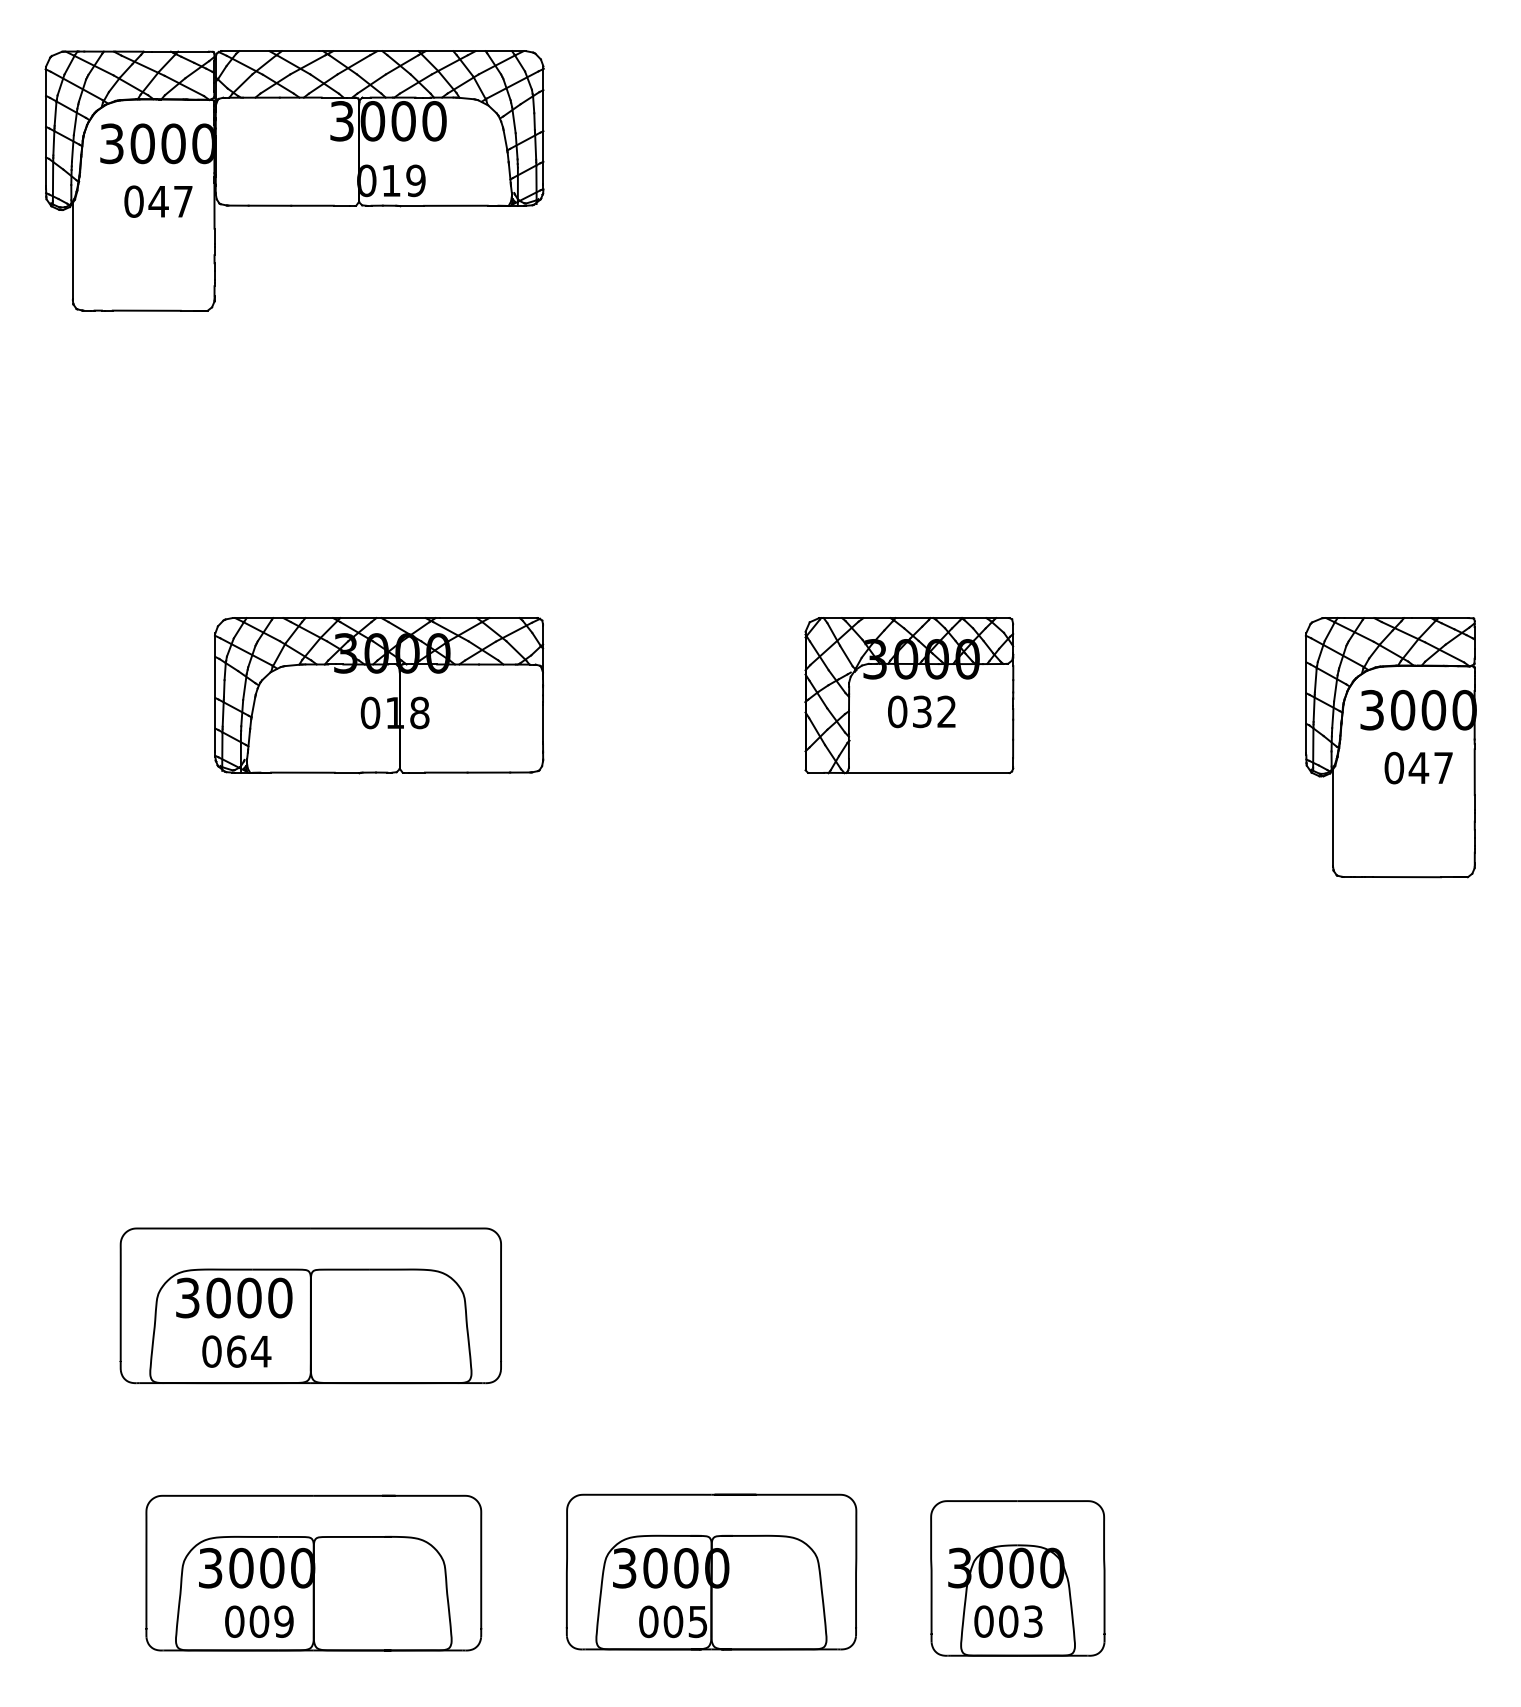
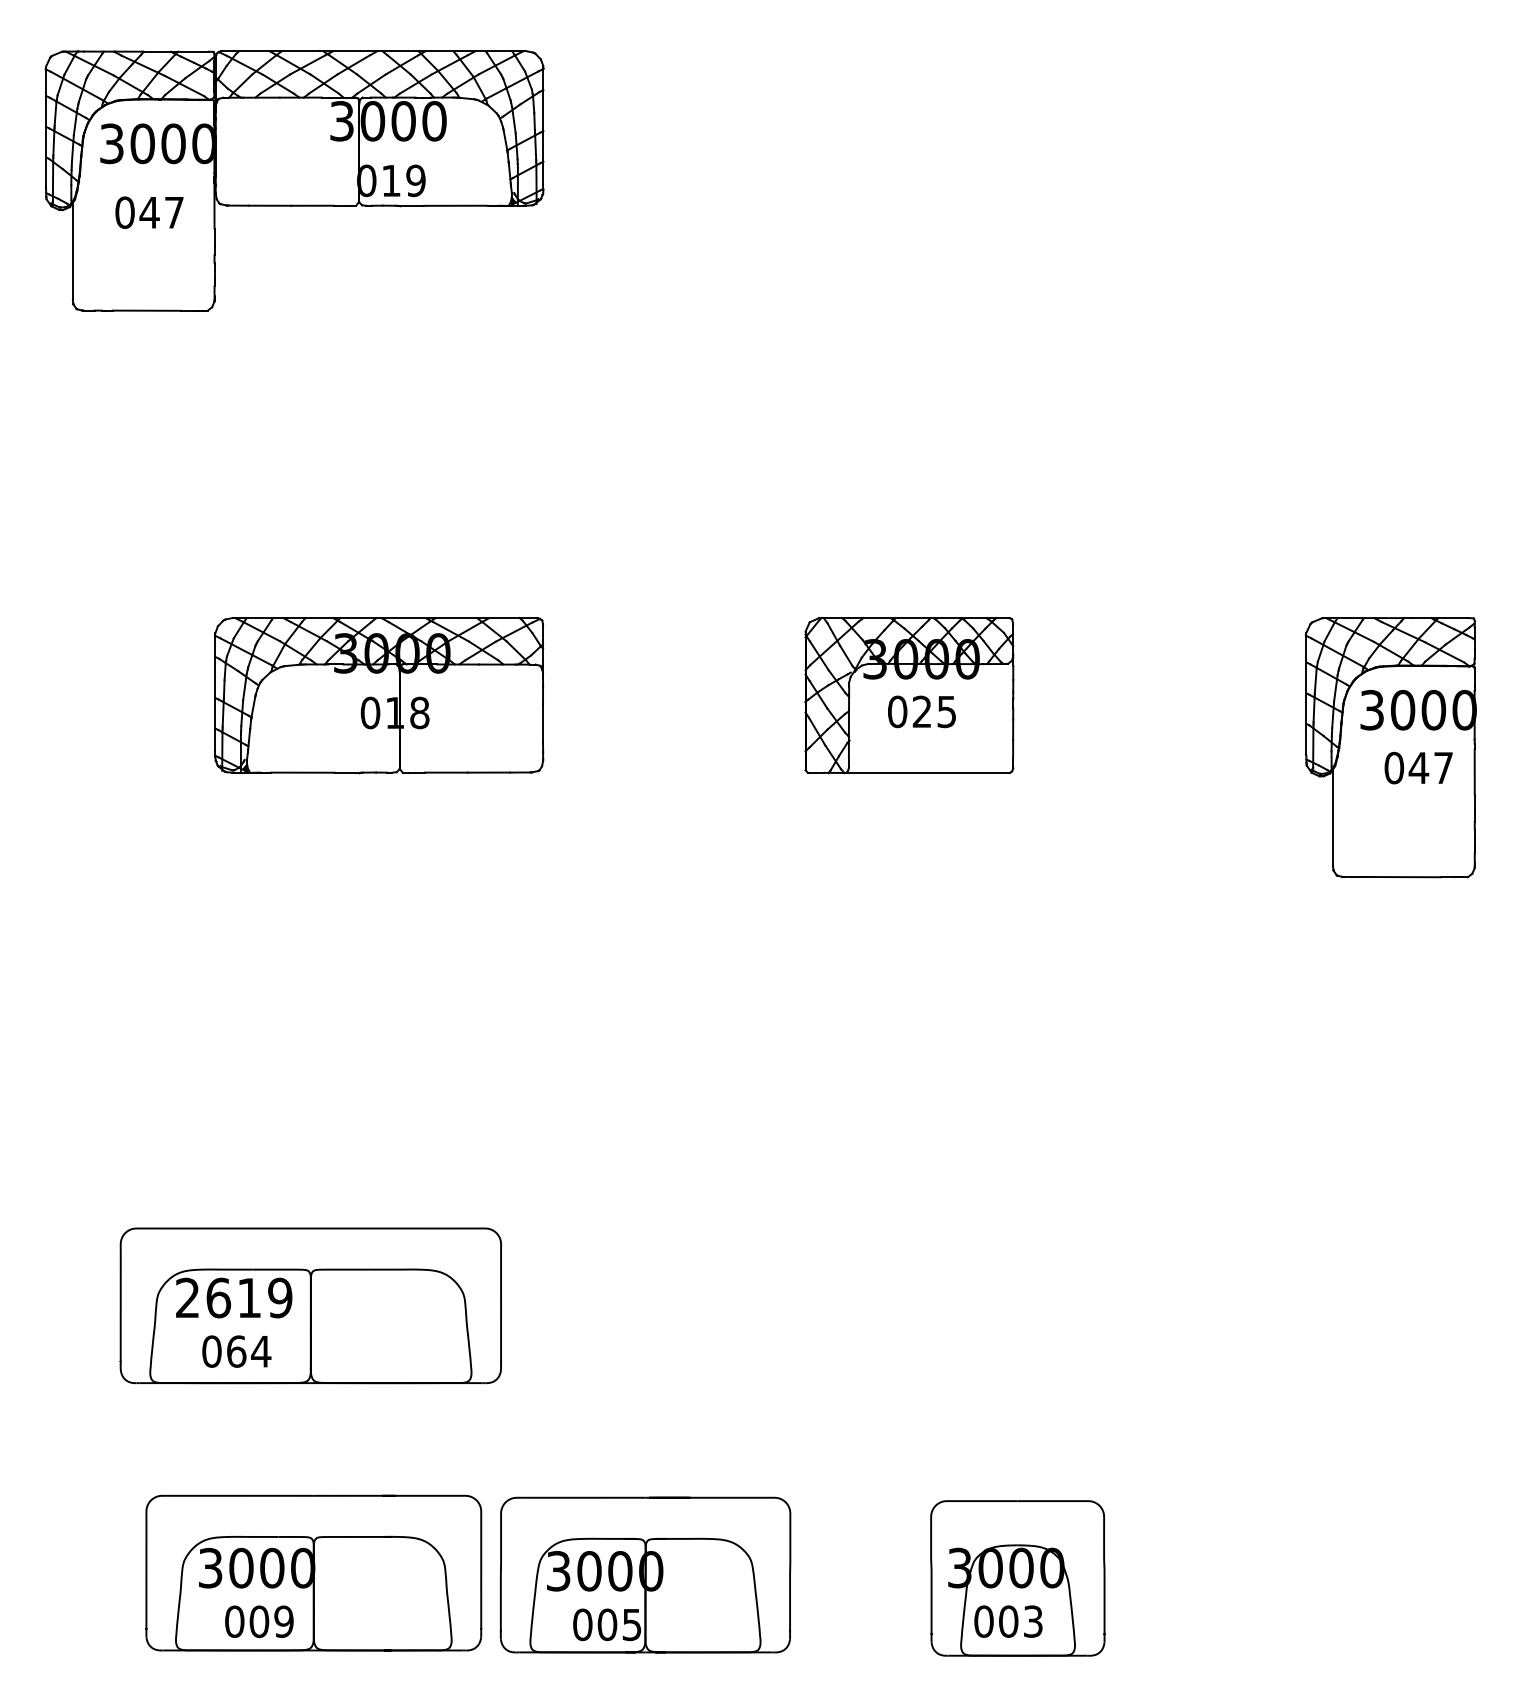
text position: (158, 201) -> (149, 212) (149, 212)
text: 032 -> 025 (933, 711)
text: 3000 -> 2619 (234, 1297)
part position: (711, 1571) -> (645, 1574) (645, 1574)
